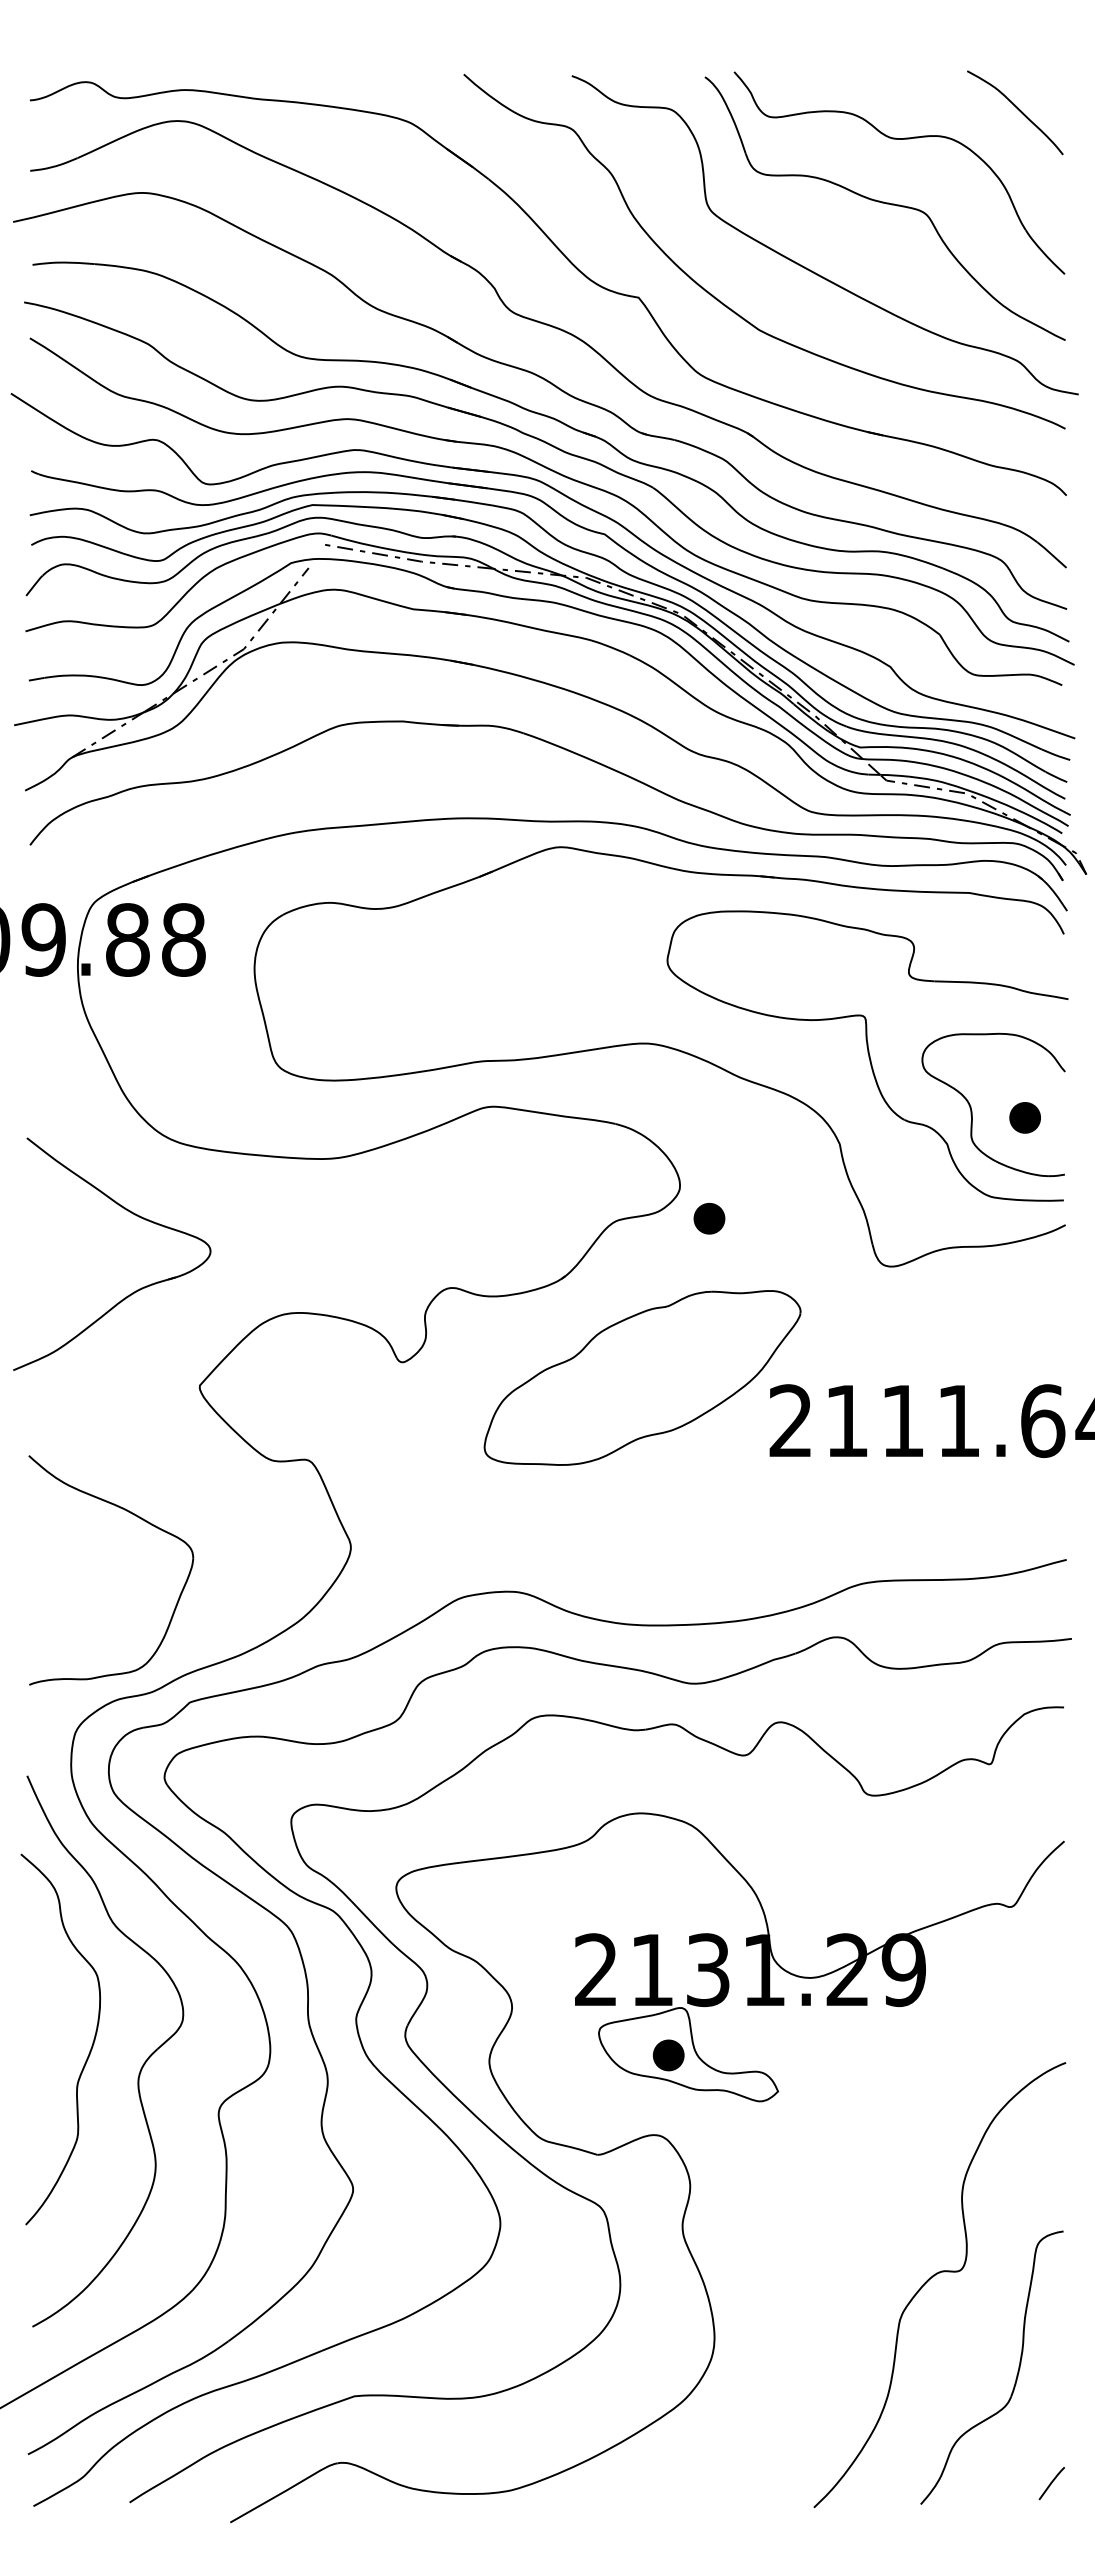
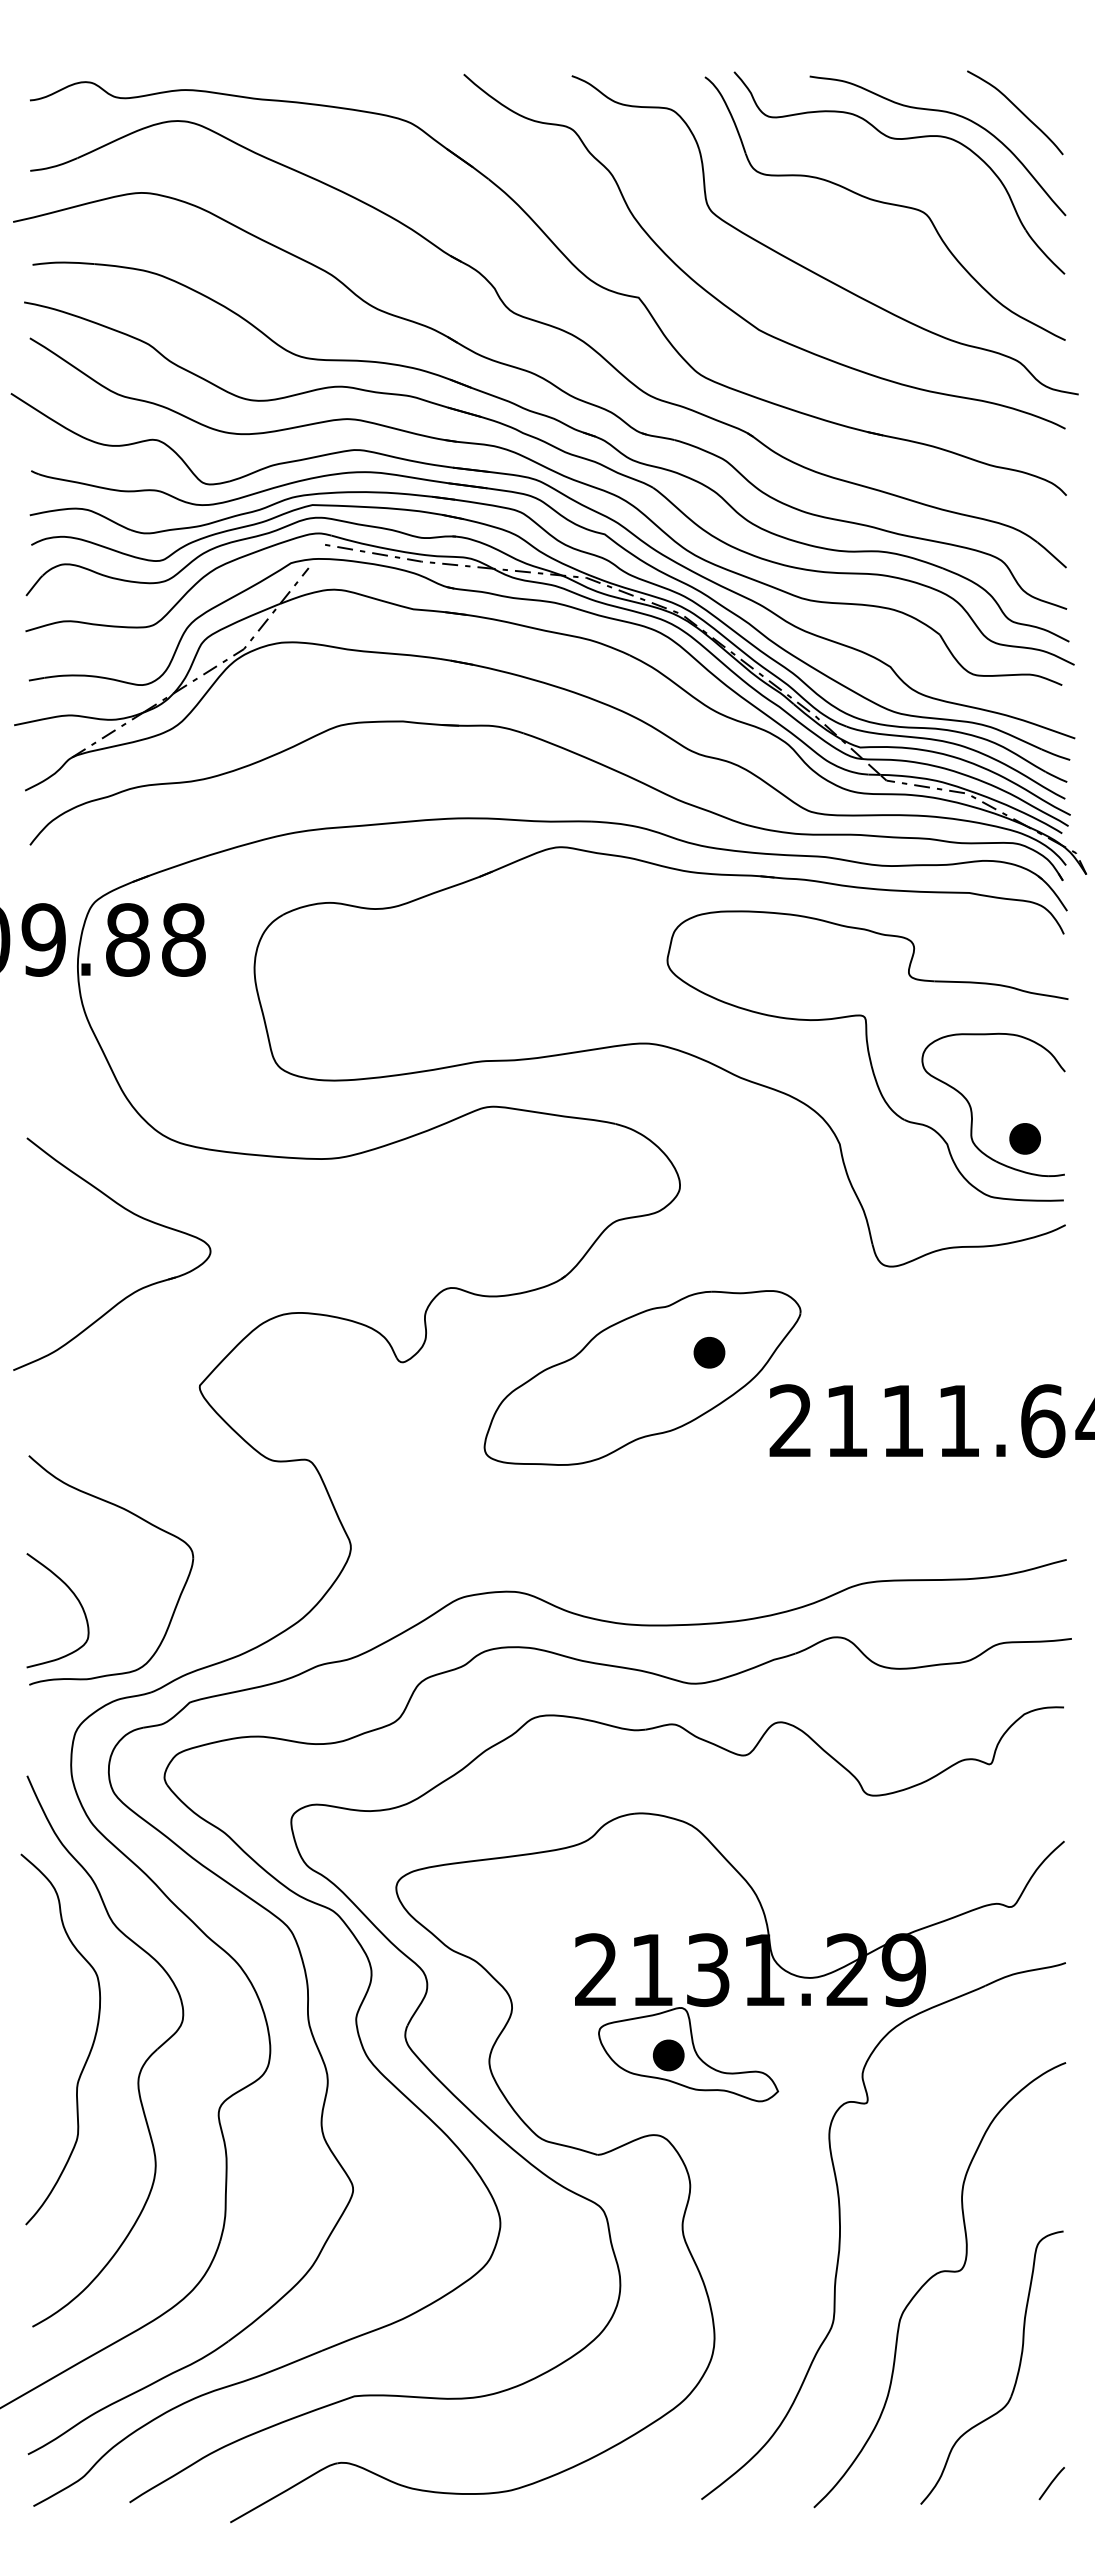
curve: none -> present (942, 112)
part position: (1024, 1117) -> (1024, 1138) (1024, 1138)
part position: (709, 1218) -> (709, 1352) (709, 1352)
curve: none -> present (76, 1599)
part: none -> present (840, 2230)
